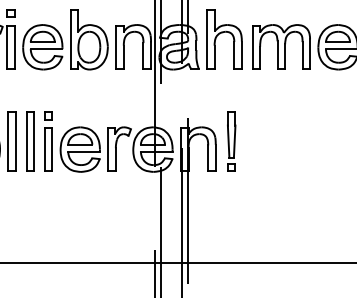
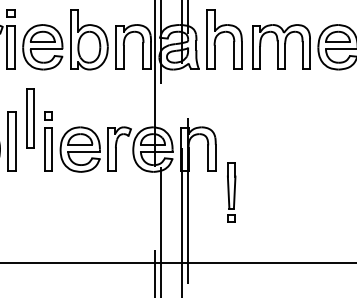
part position: (30, 141) -> (30, 118) (30, 118)
part position: (231, 141) -> (231, 192) (231, 192)
